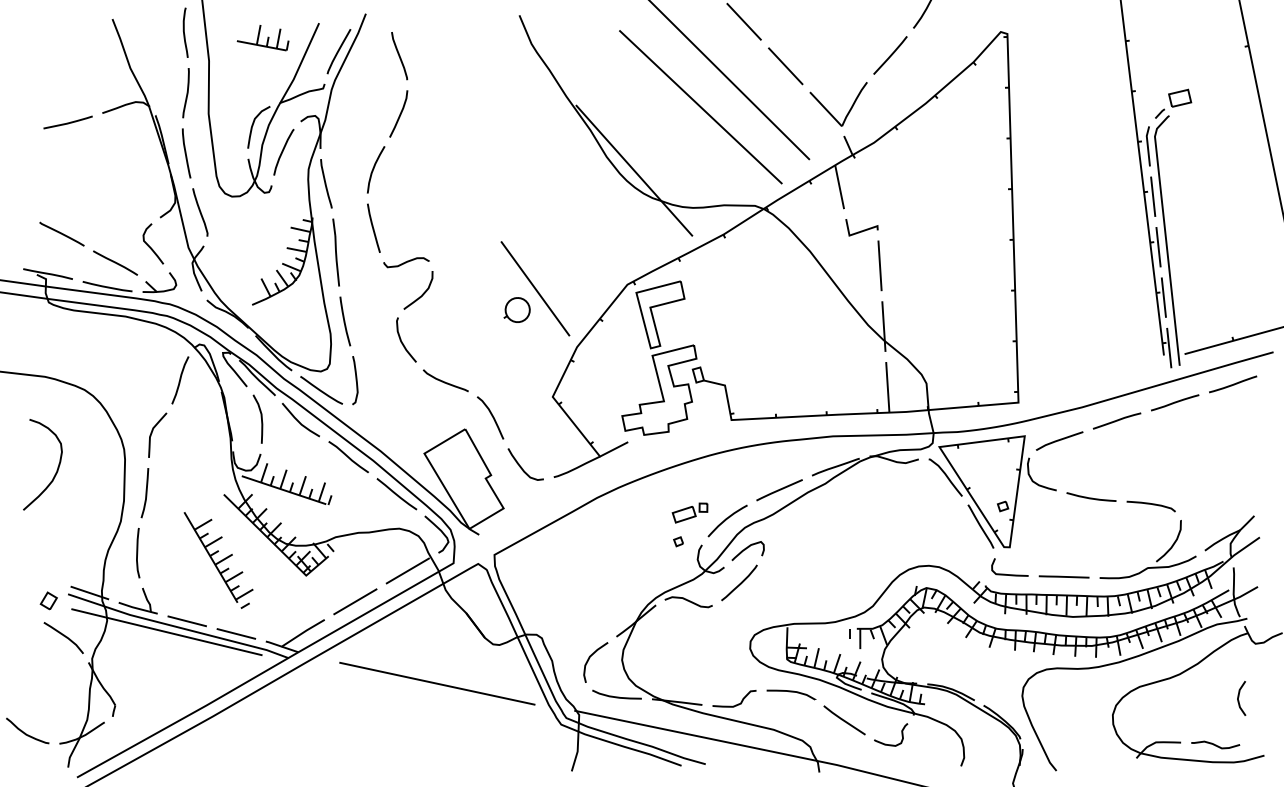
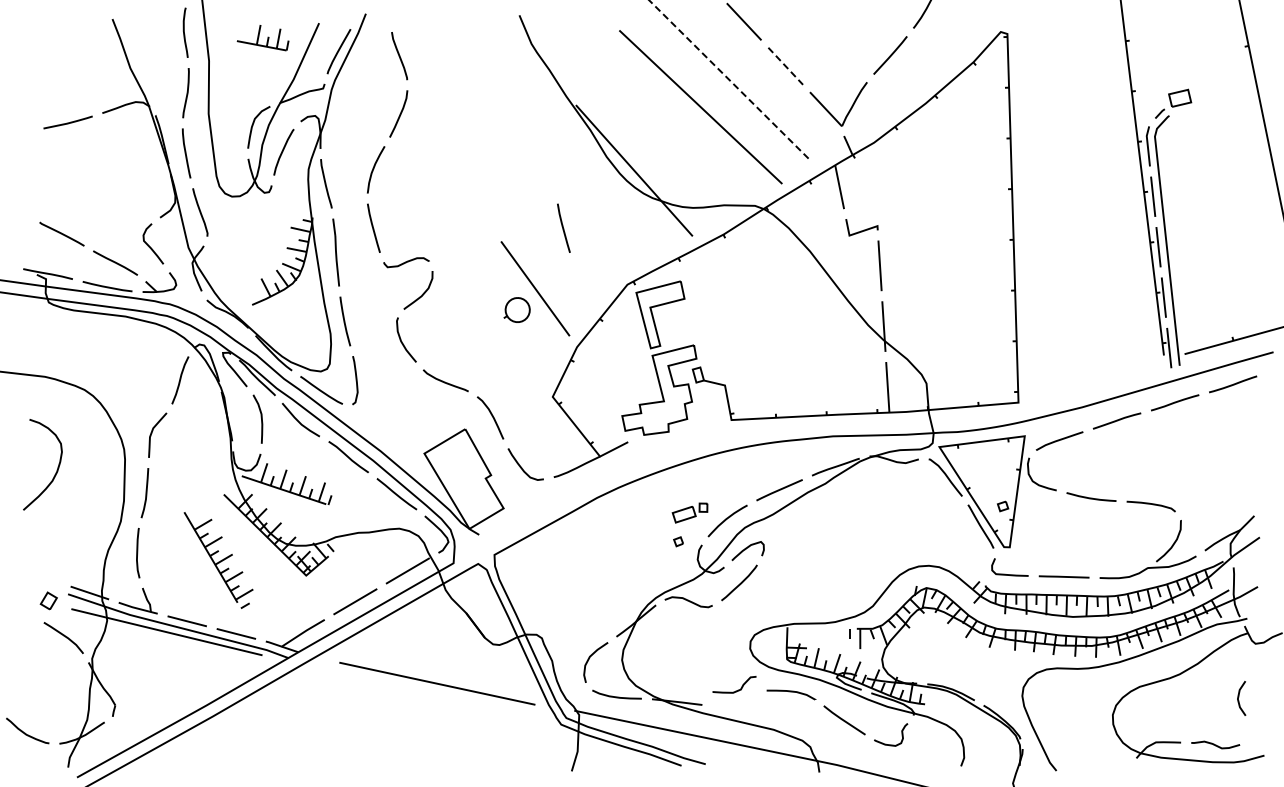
line: solid -> dashed (786, 66)
line: solid -> dashed (729, 80)
line: none -> present (563, 227)
curve position: (735, 704) -> (735, 690) (735, 690)
